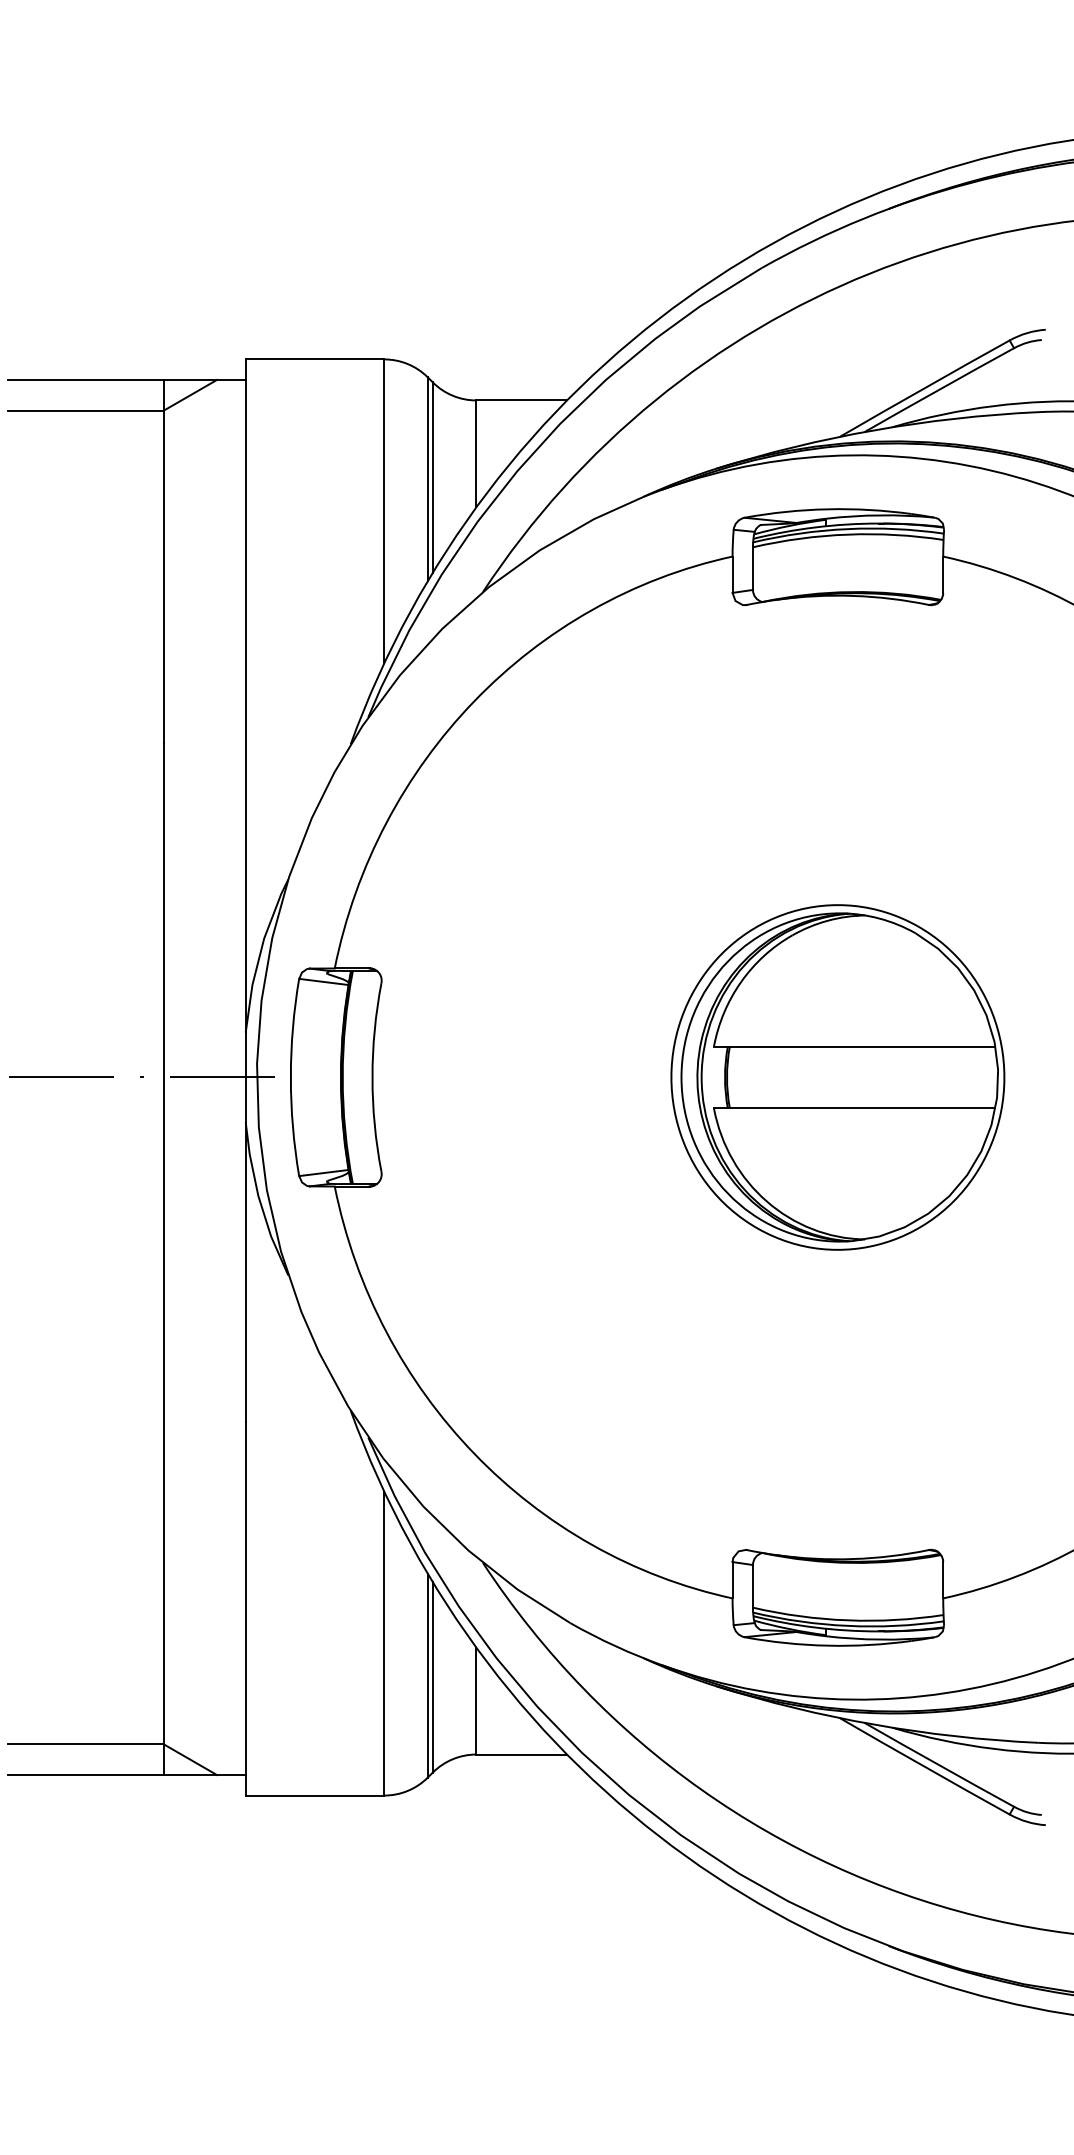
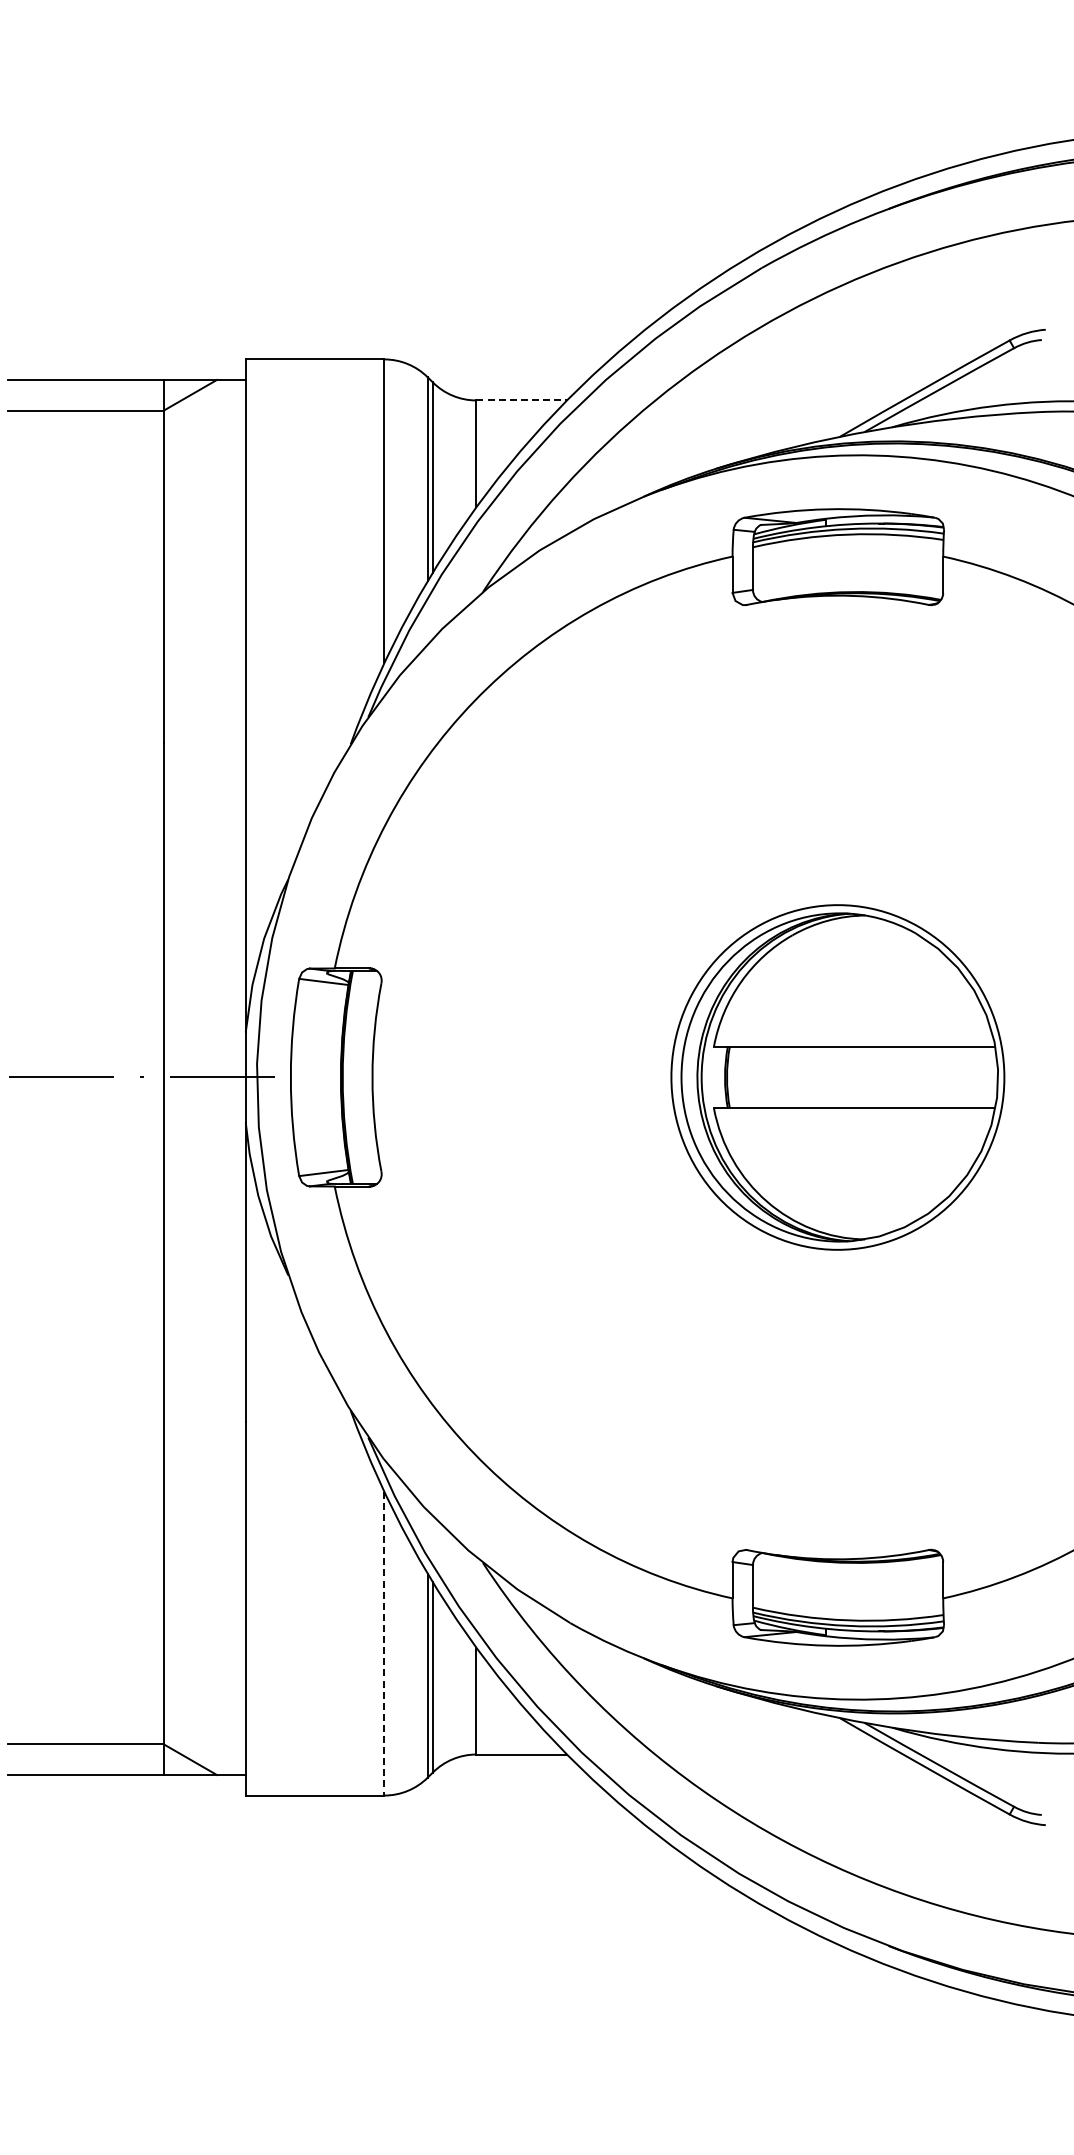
line: solid -> dashed (522, 400)
line: solid -> dashed (384, 1643)
